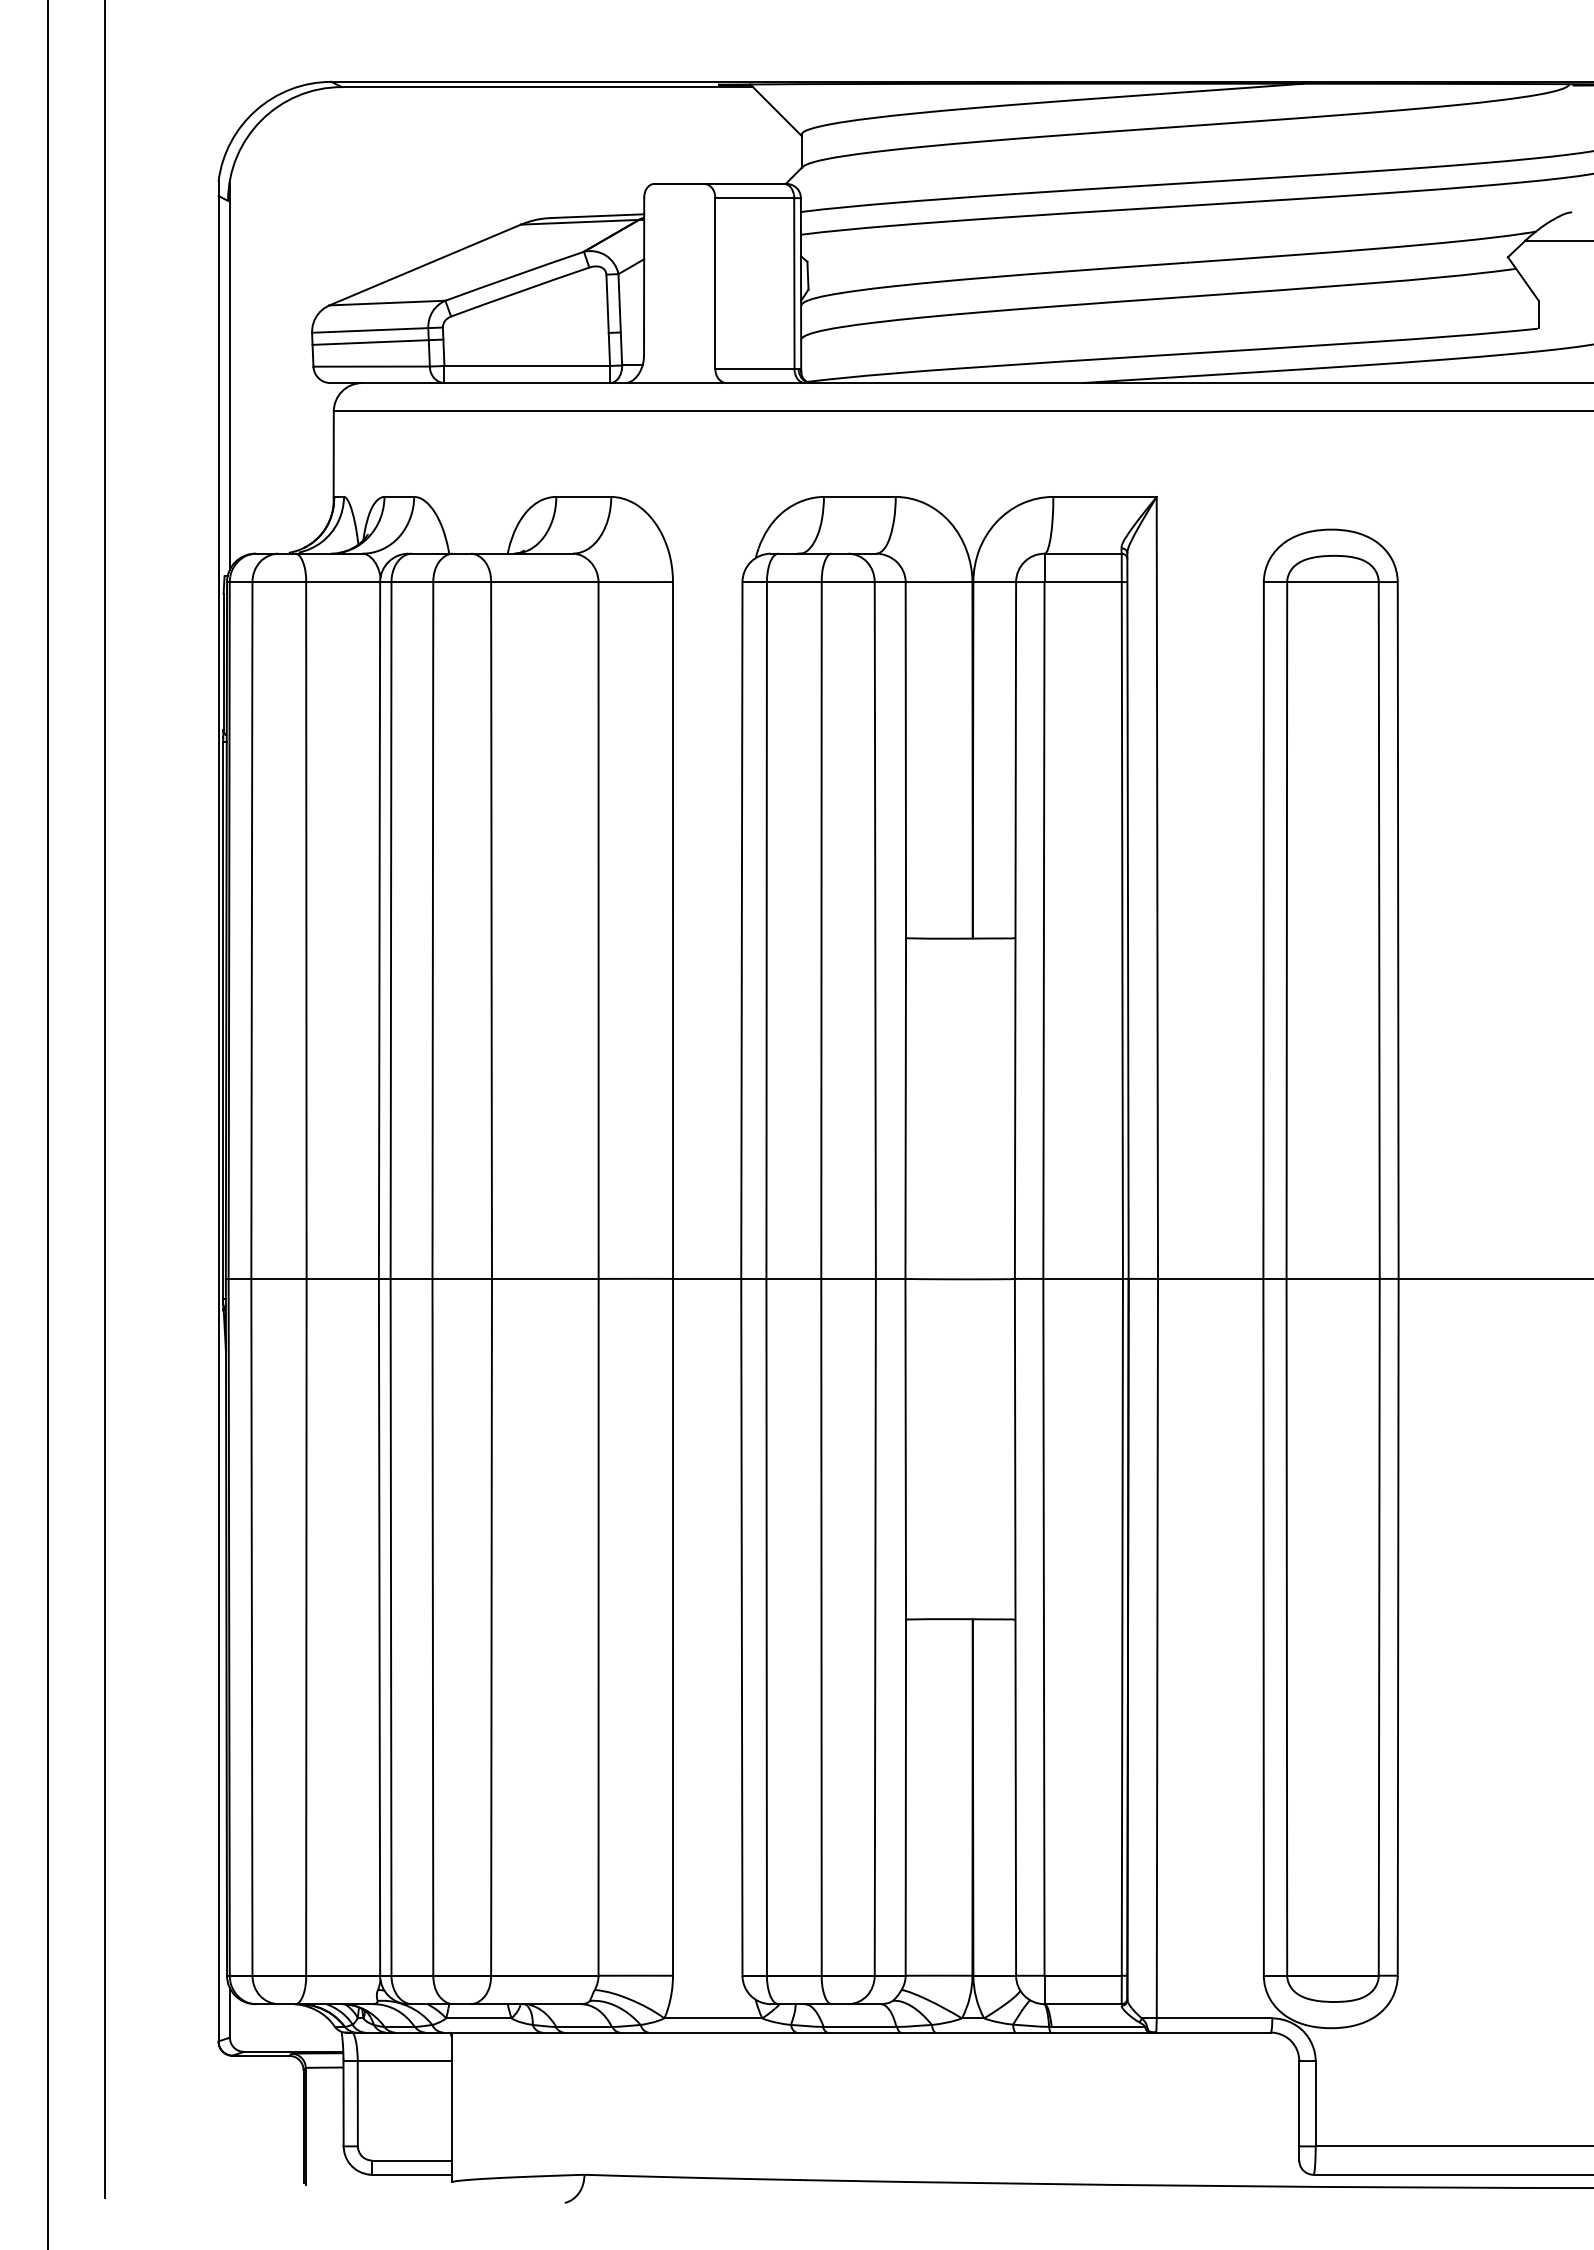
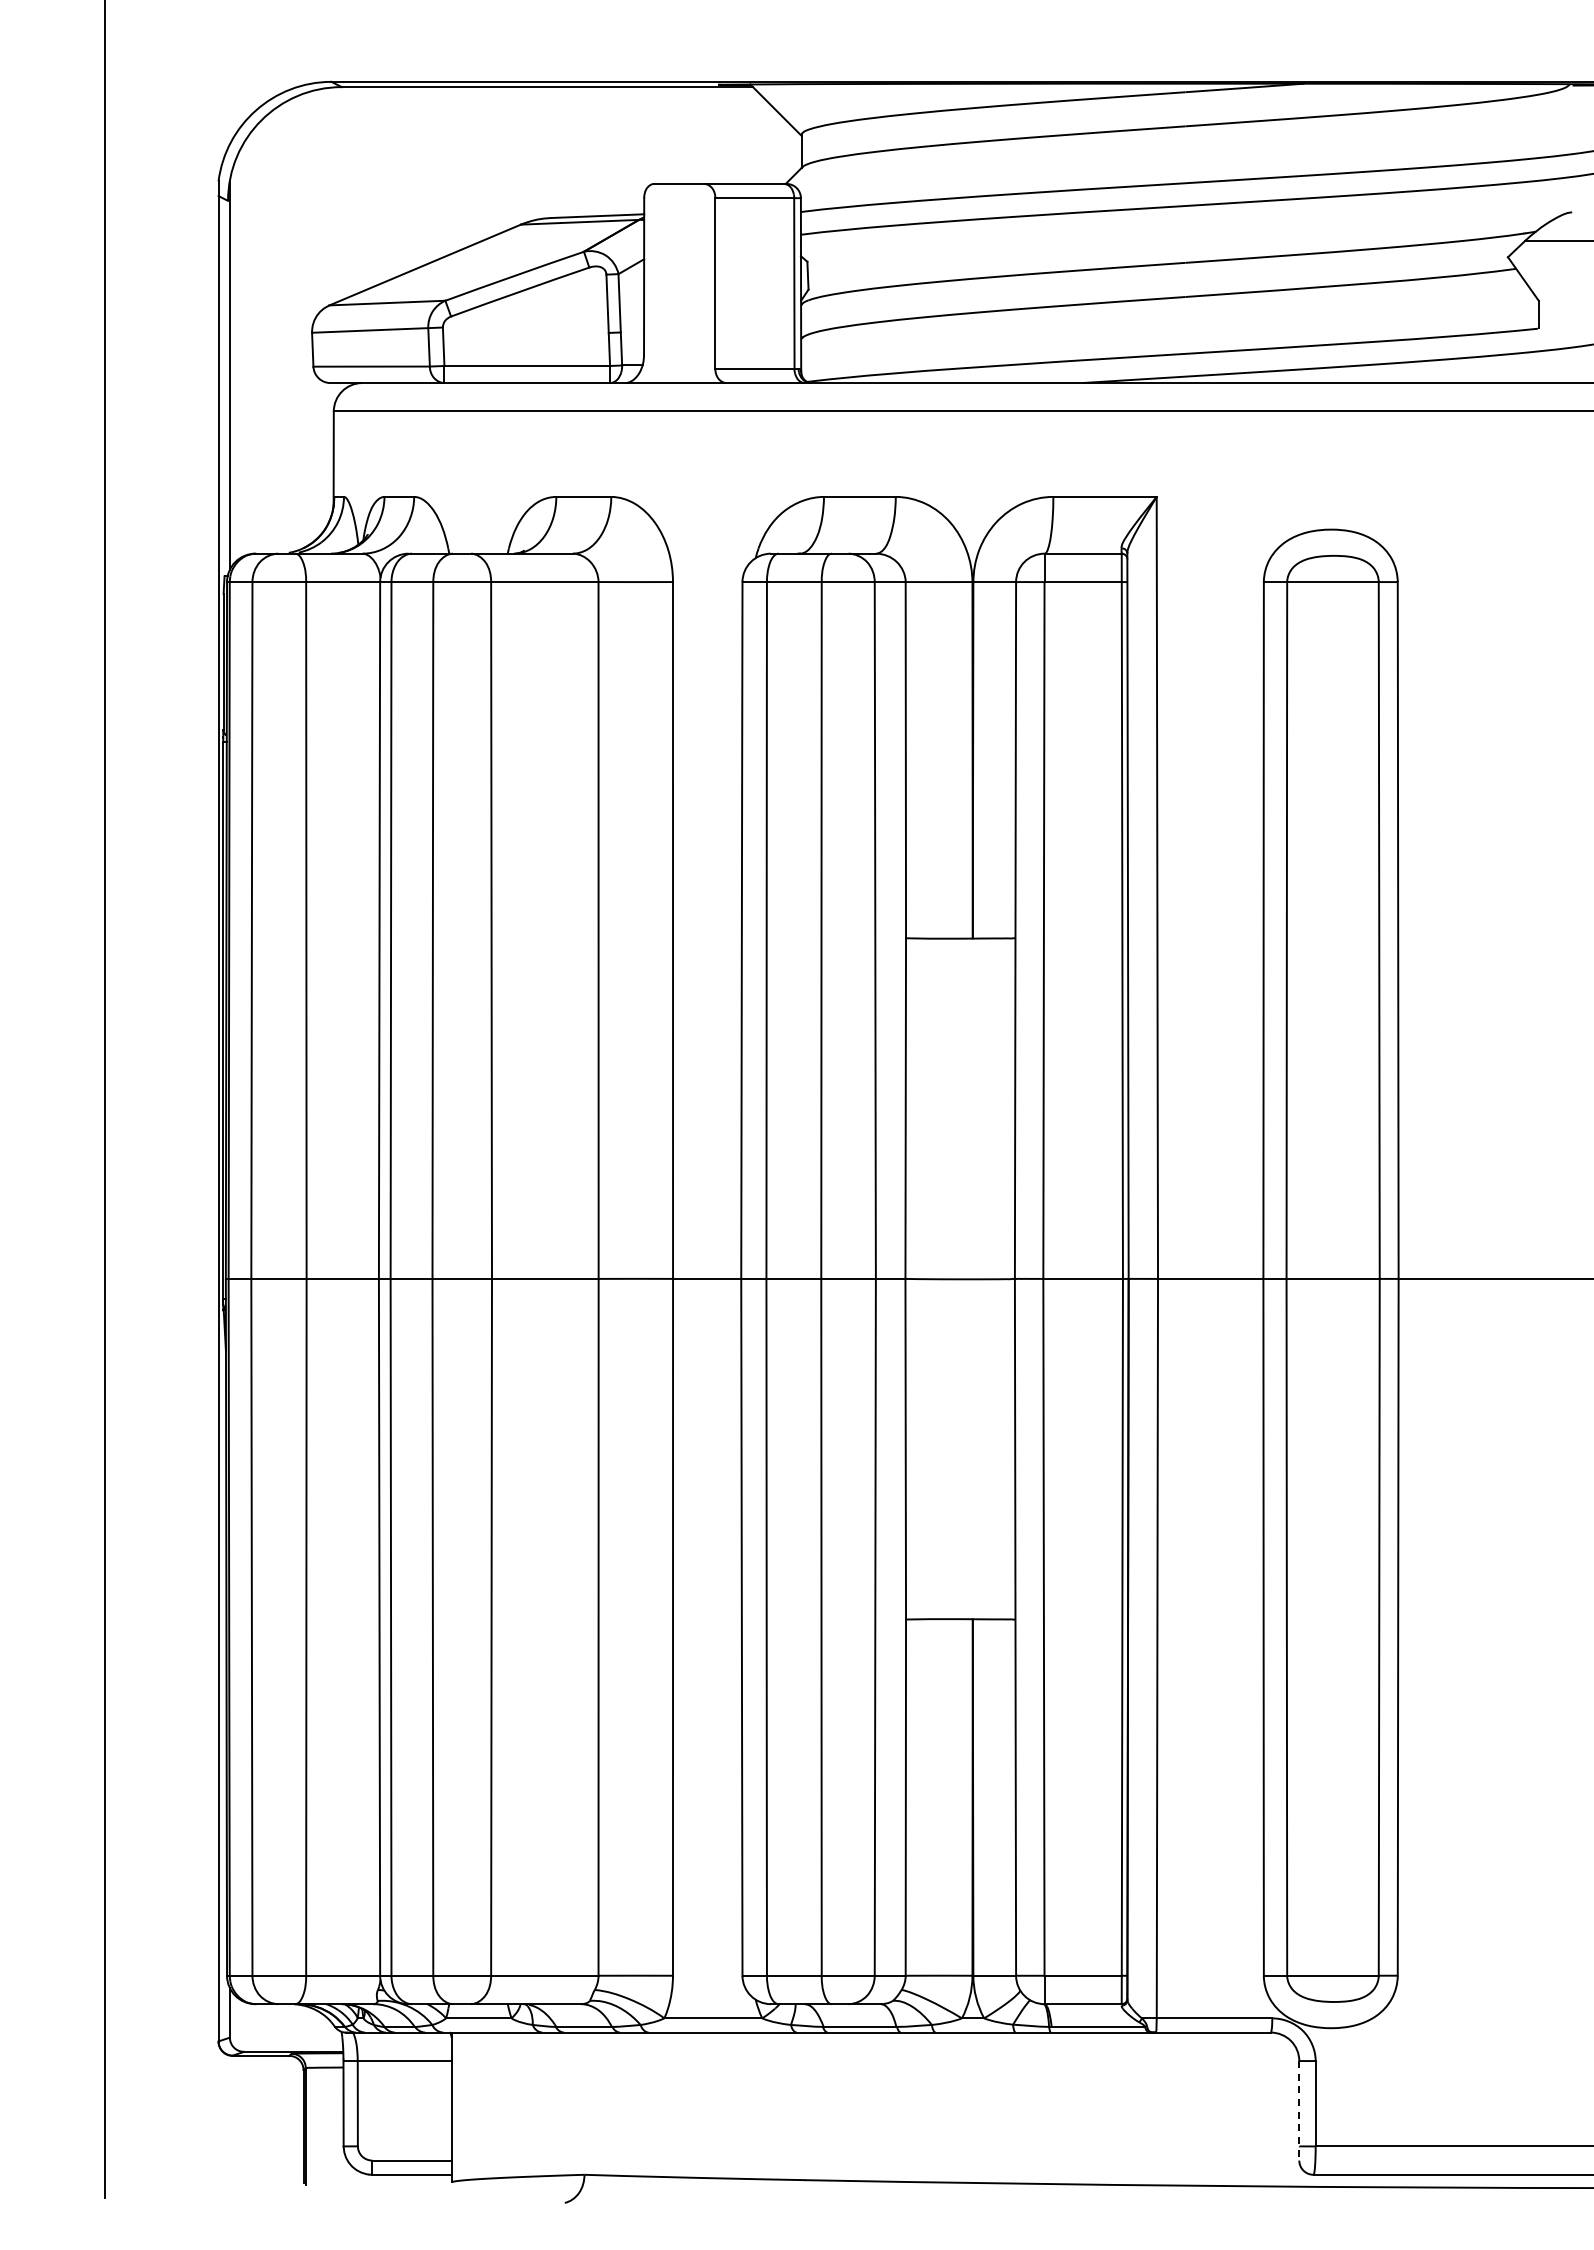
line: present -> none (377, 341)
line: present -> none (47, 1124)
line: solid -> dashed (1299, 2110)
